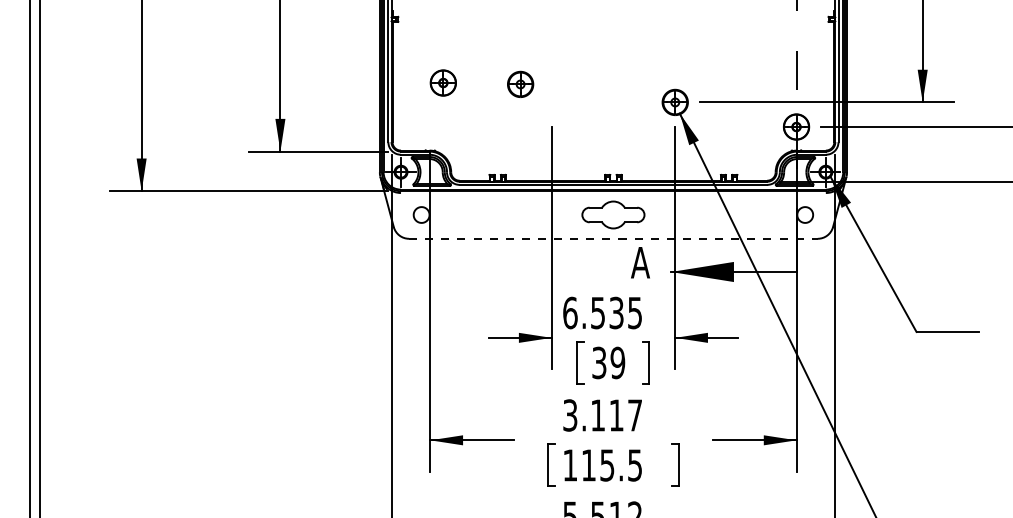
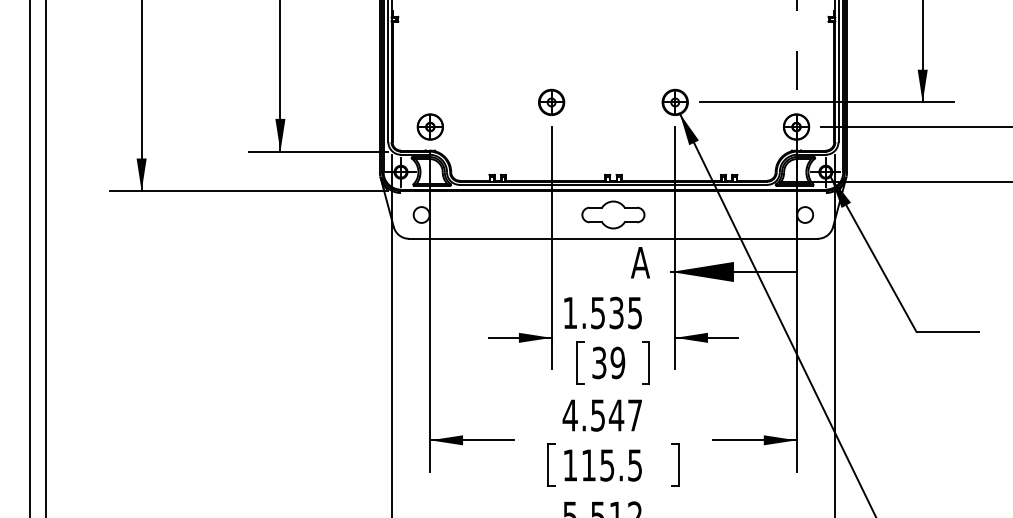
part position: (442, 82) -> (429, 126) (429, 126)
part position: (520, 83) -> (551, 101) (551, 101)
line: dashed -> solid (613, 238)
line position: (39, 258) -> (45, 258) (45, 258)
text: 6.535 -> 1.535 (570, 312)
text: 3.117 -> 4.547 (593, 415)
